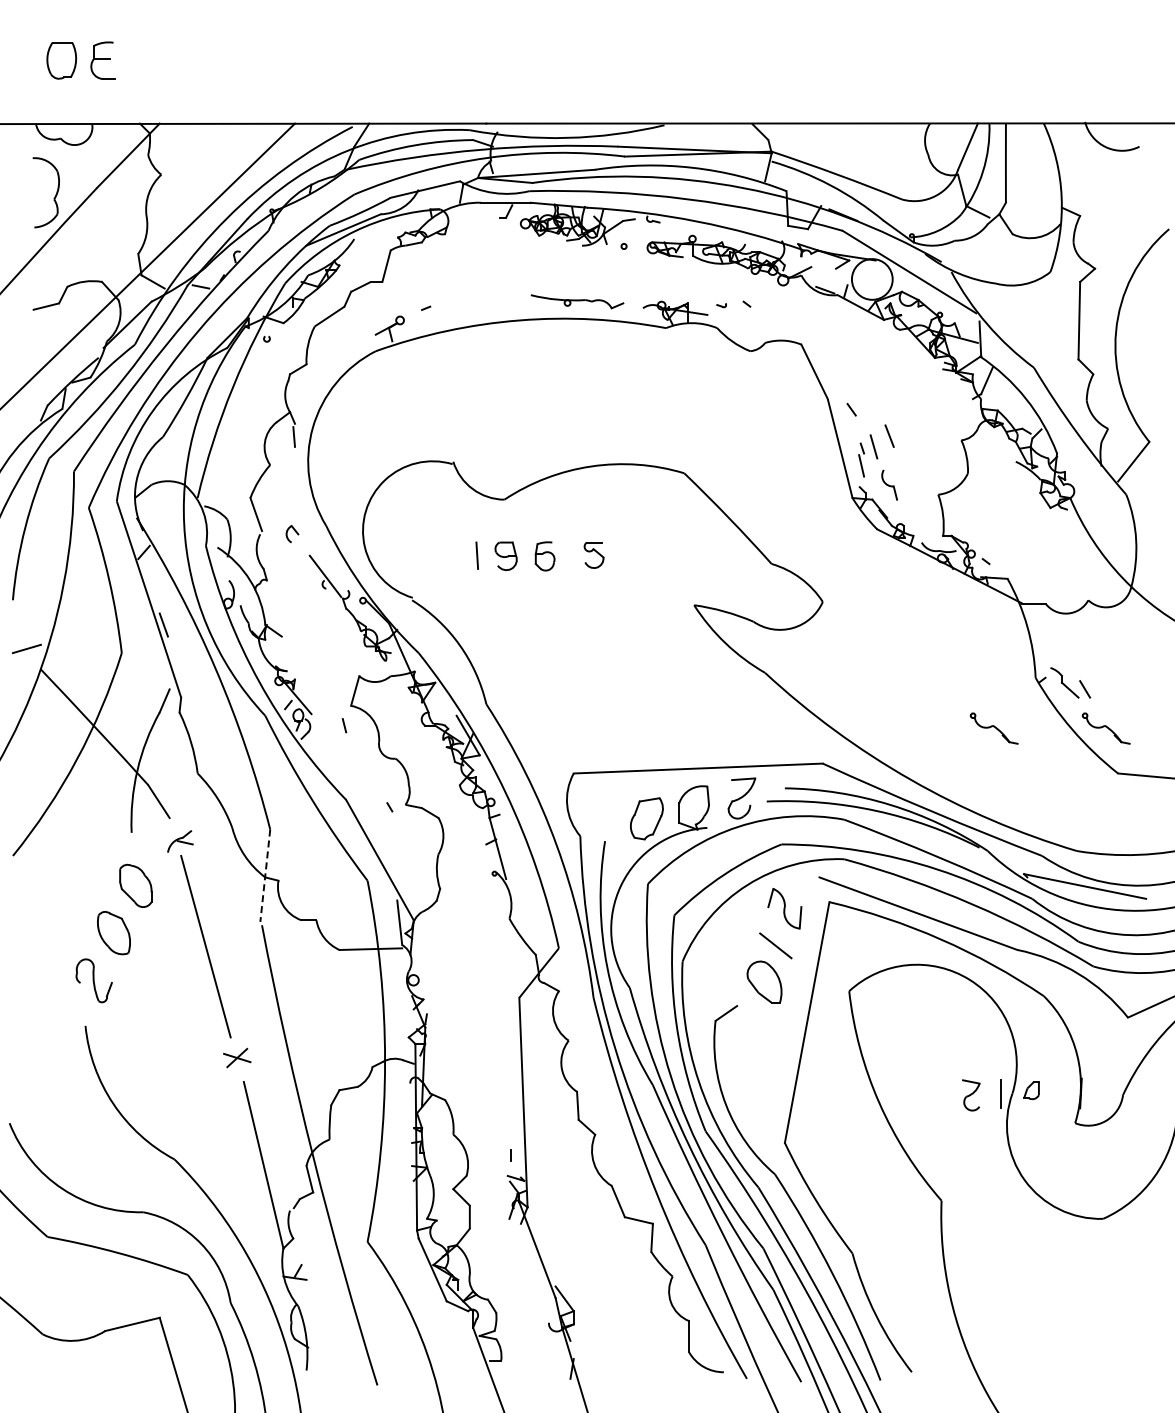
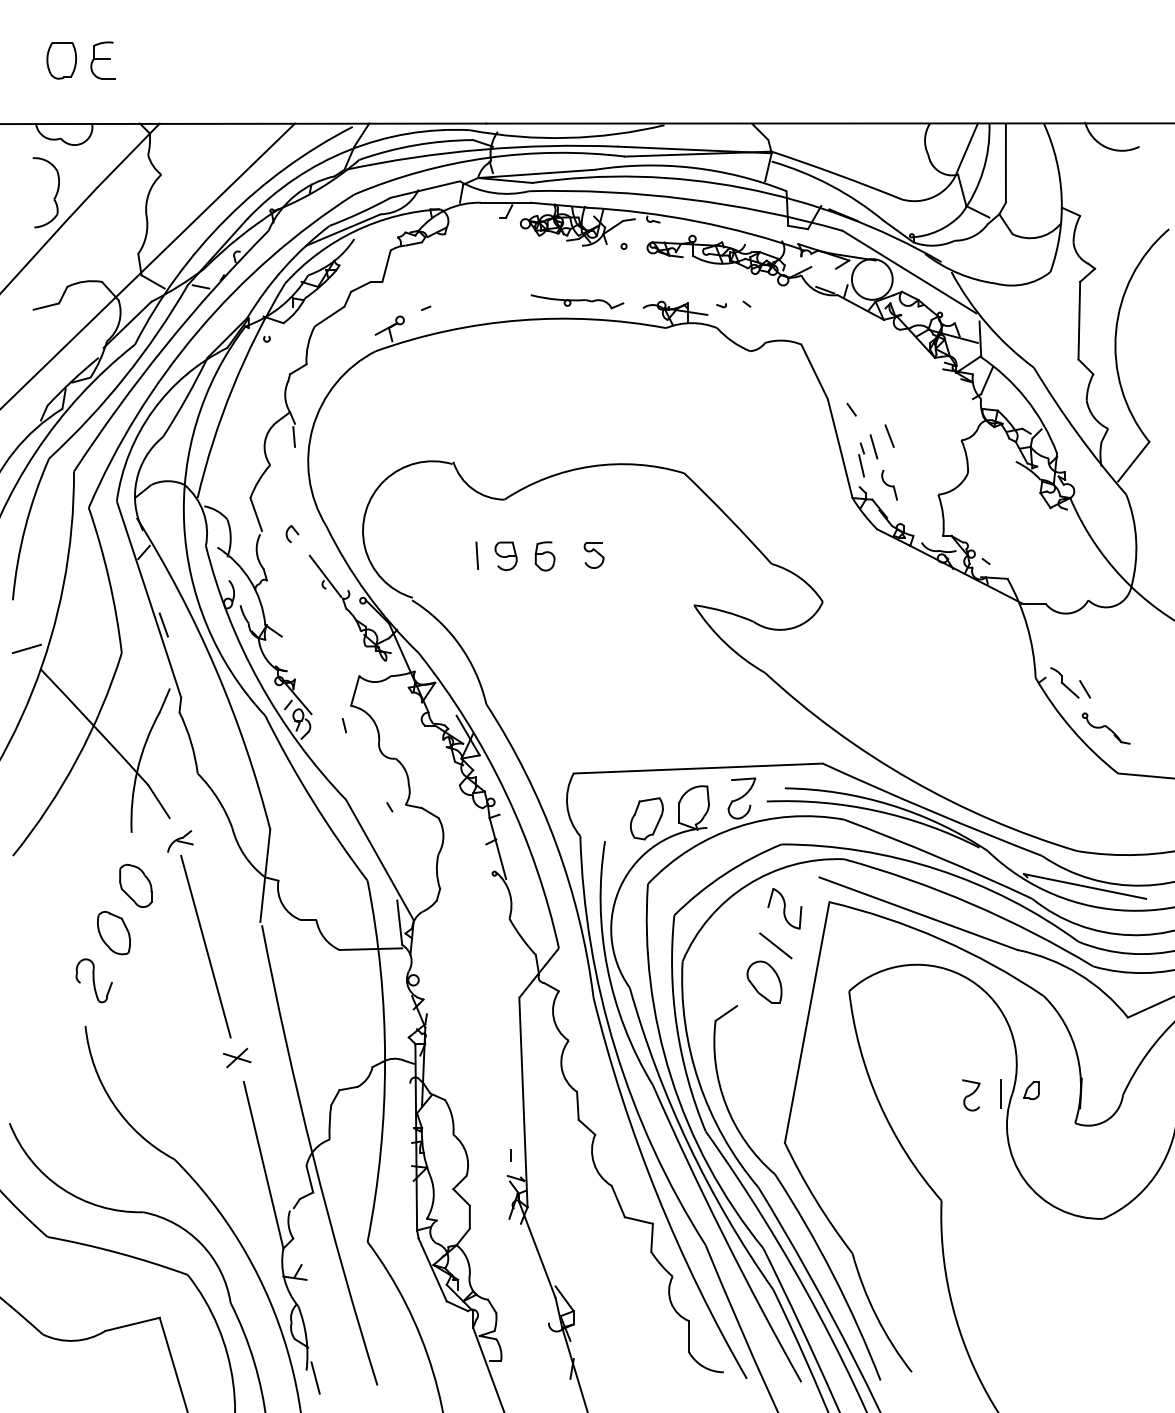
part: present -> none (993, 728)
line: dashed -> solid (265, 876)
line: none -> present (315, 1377)
